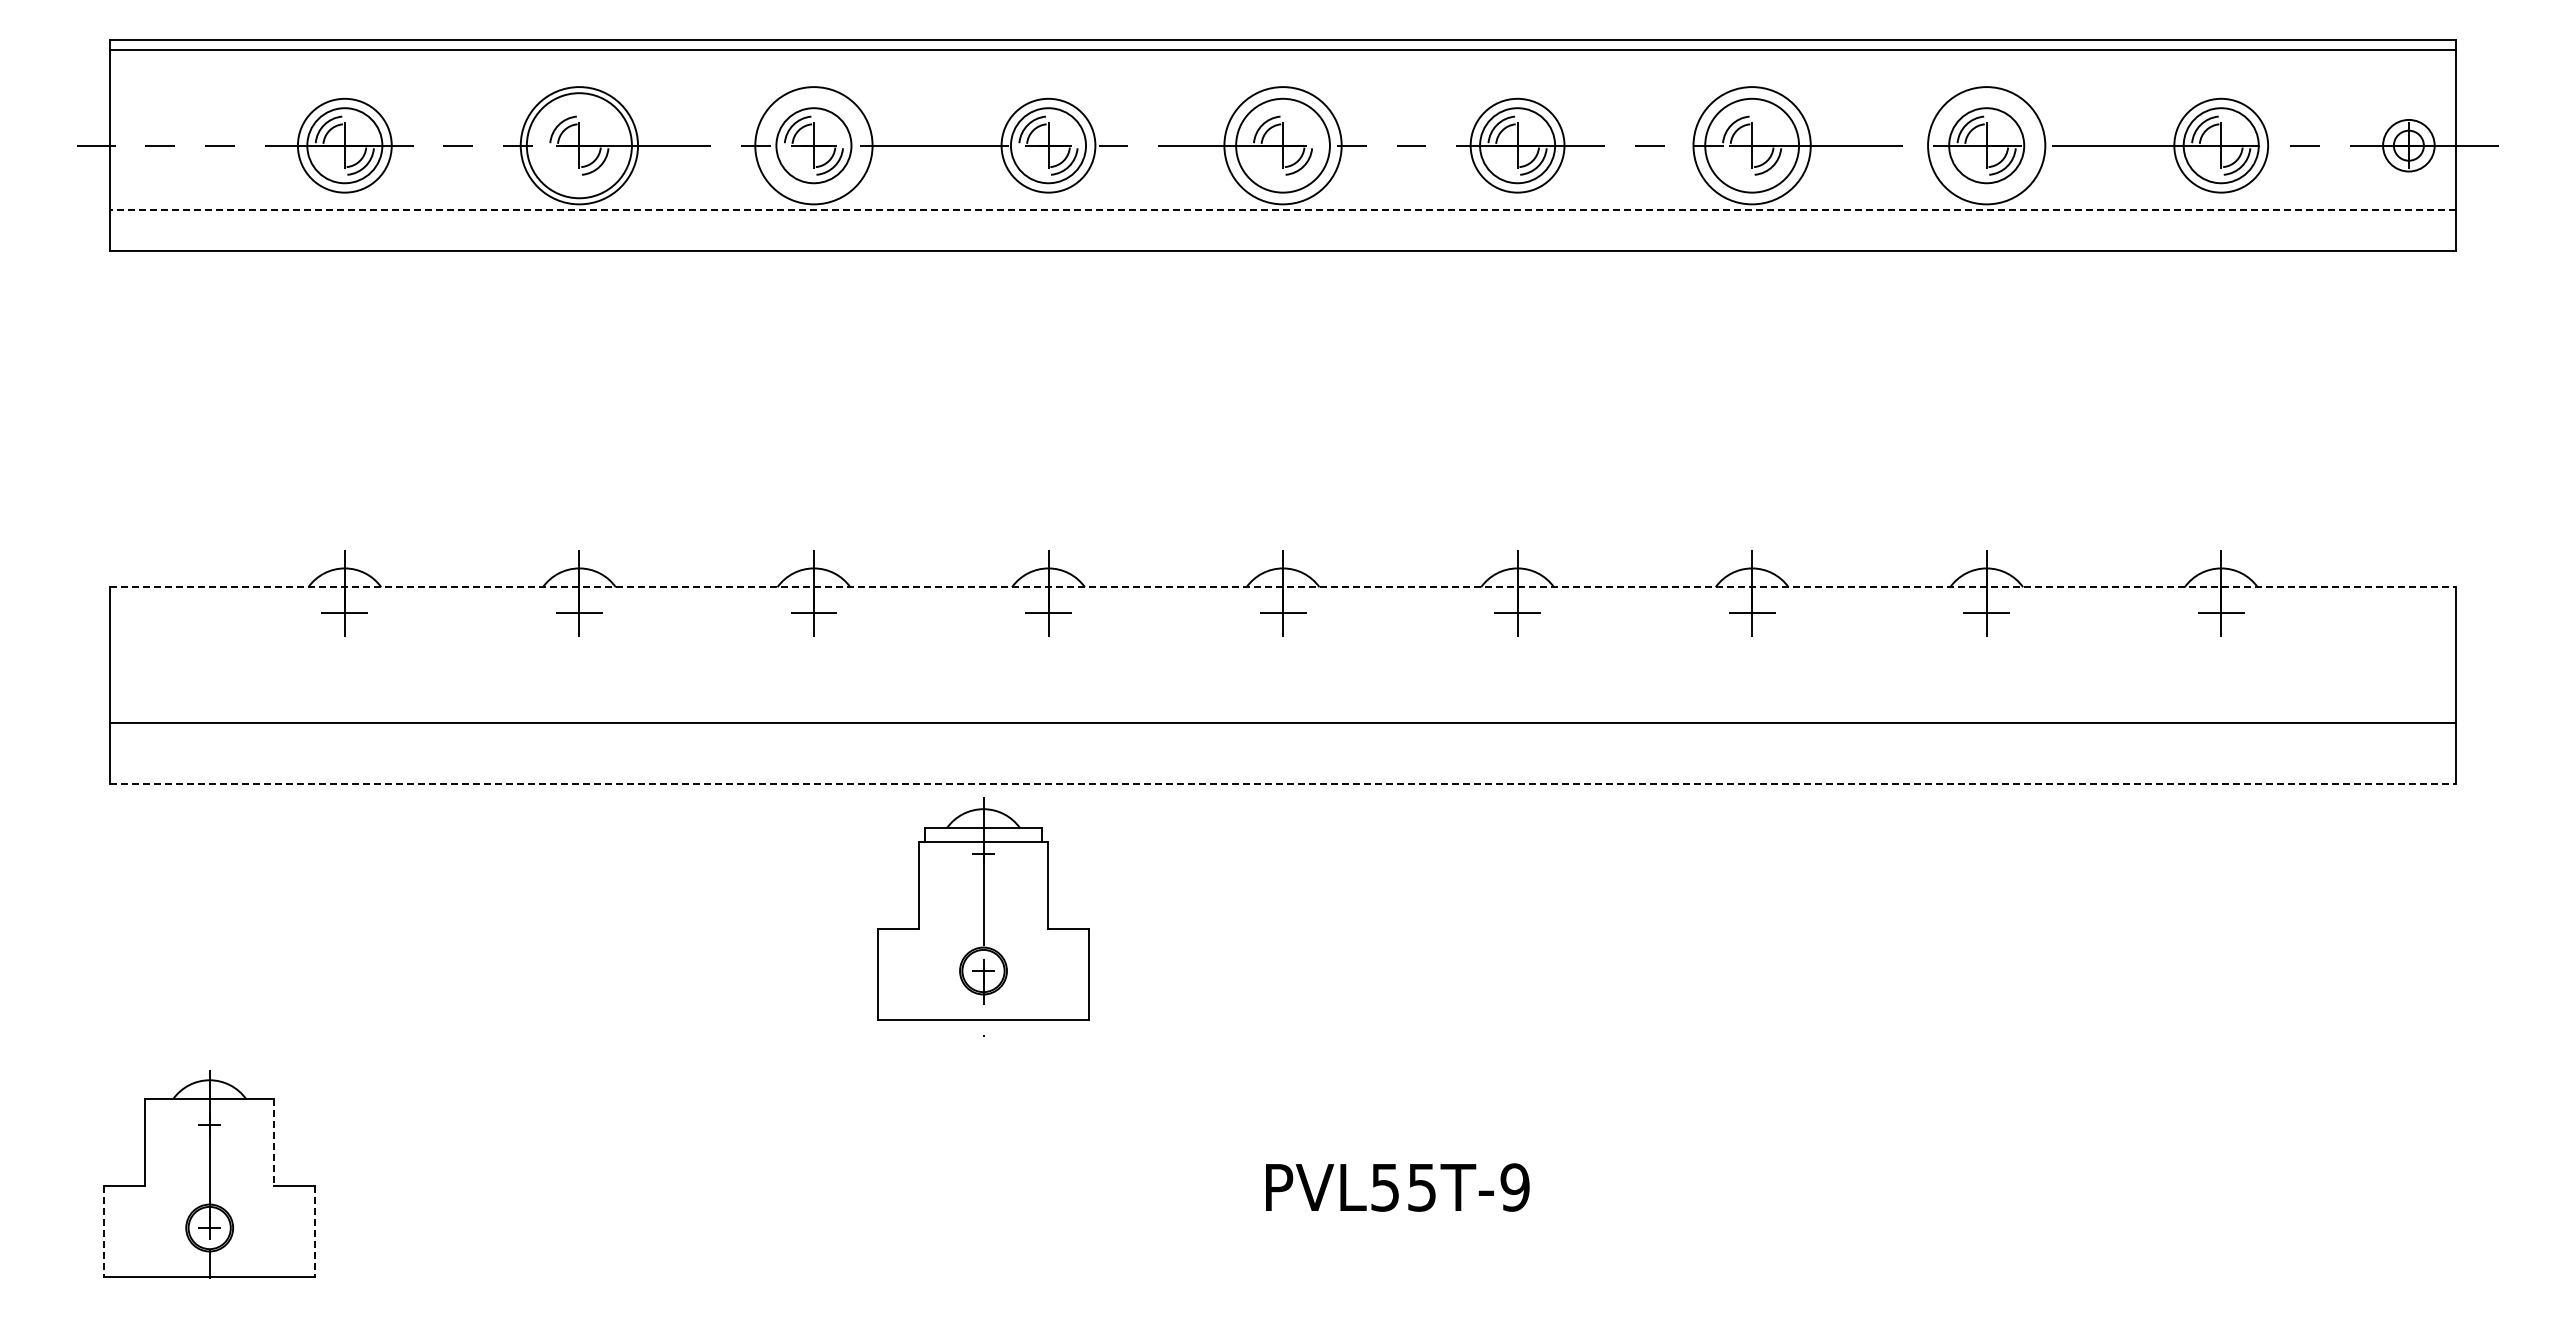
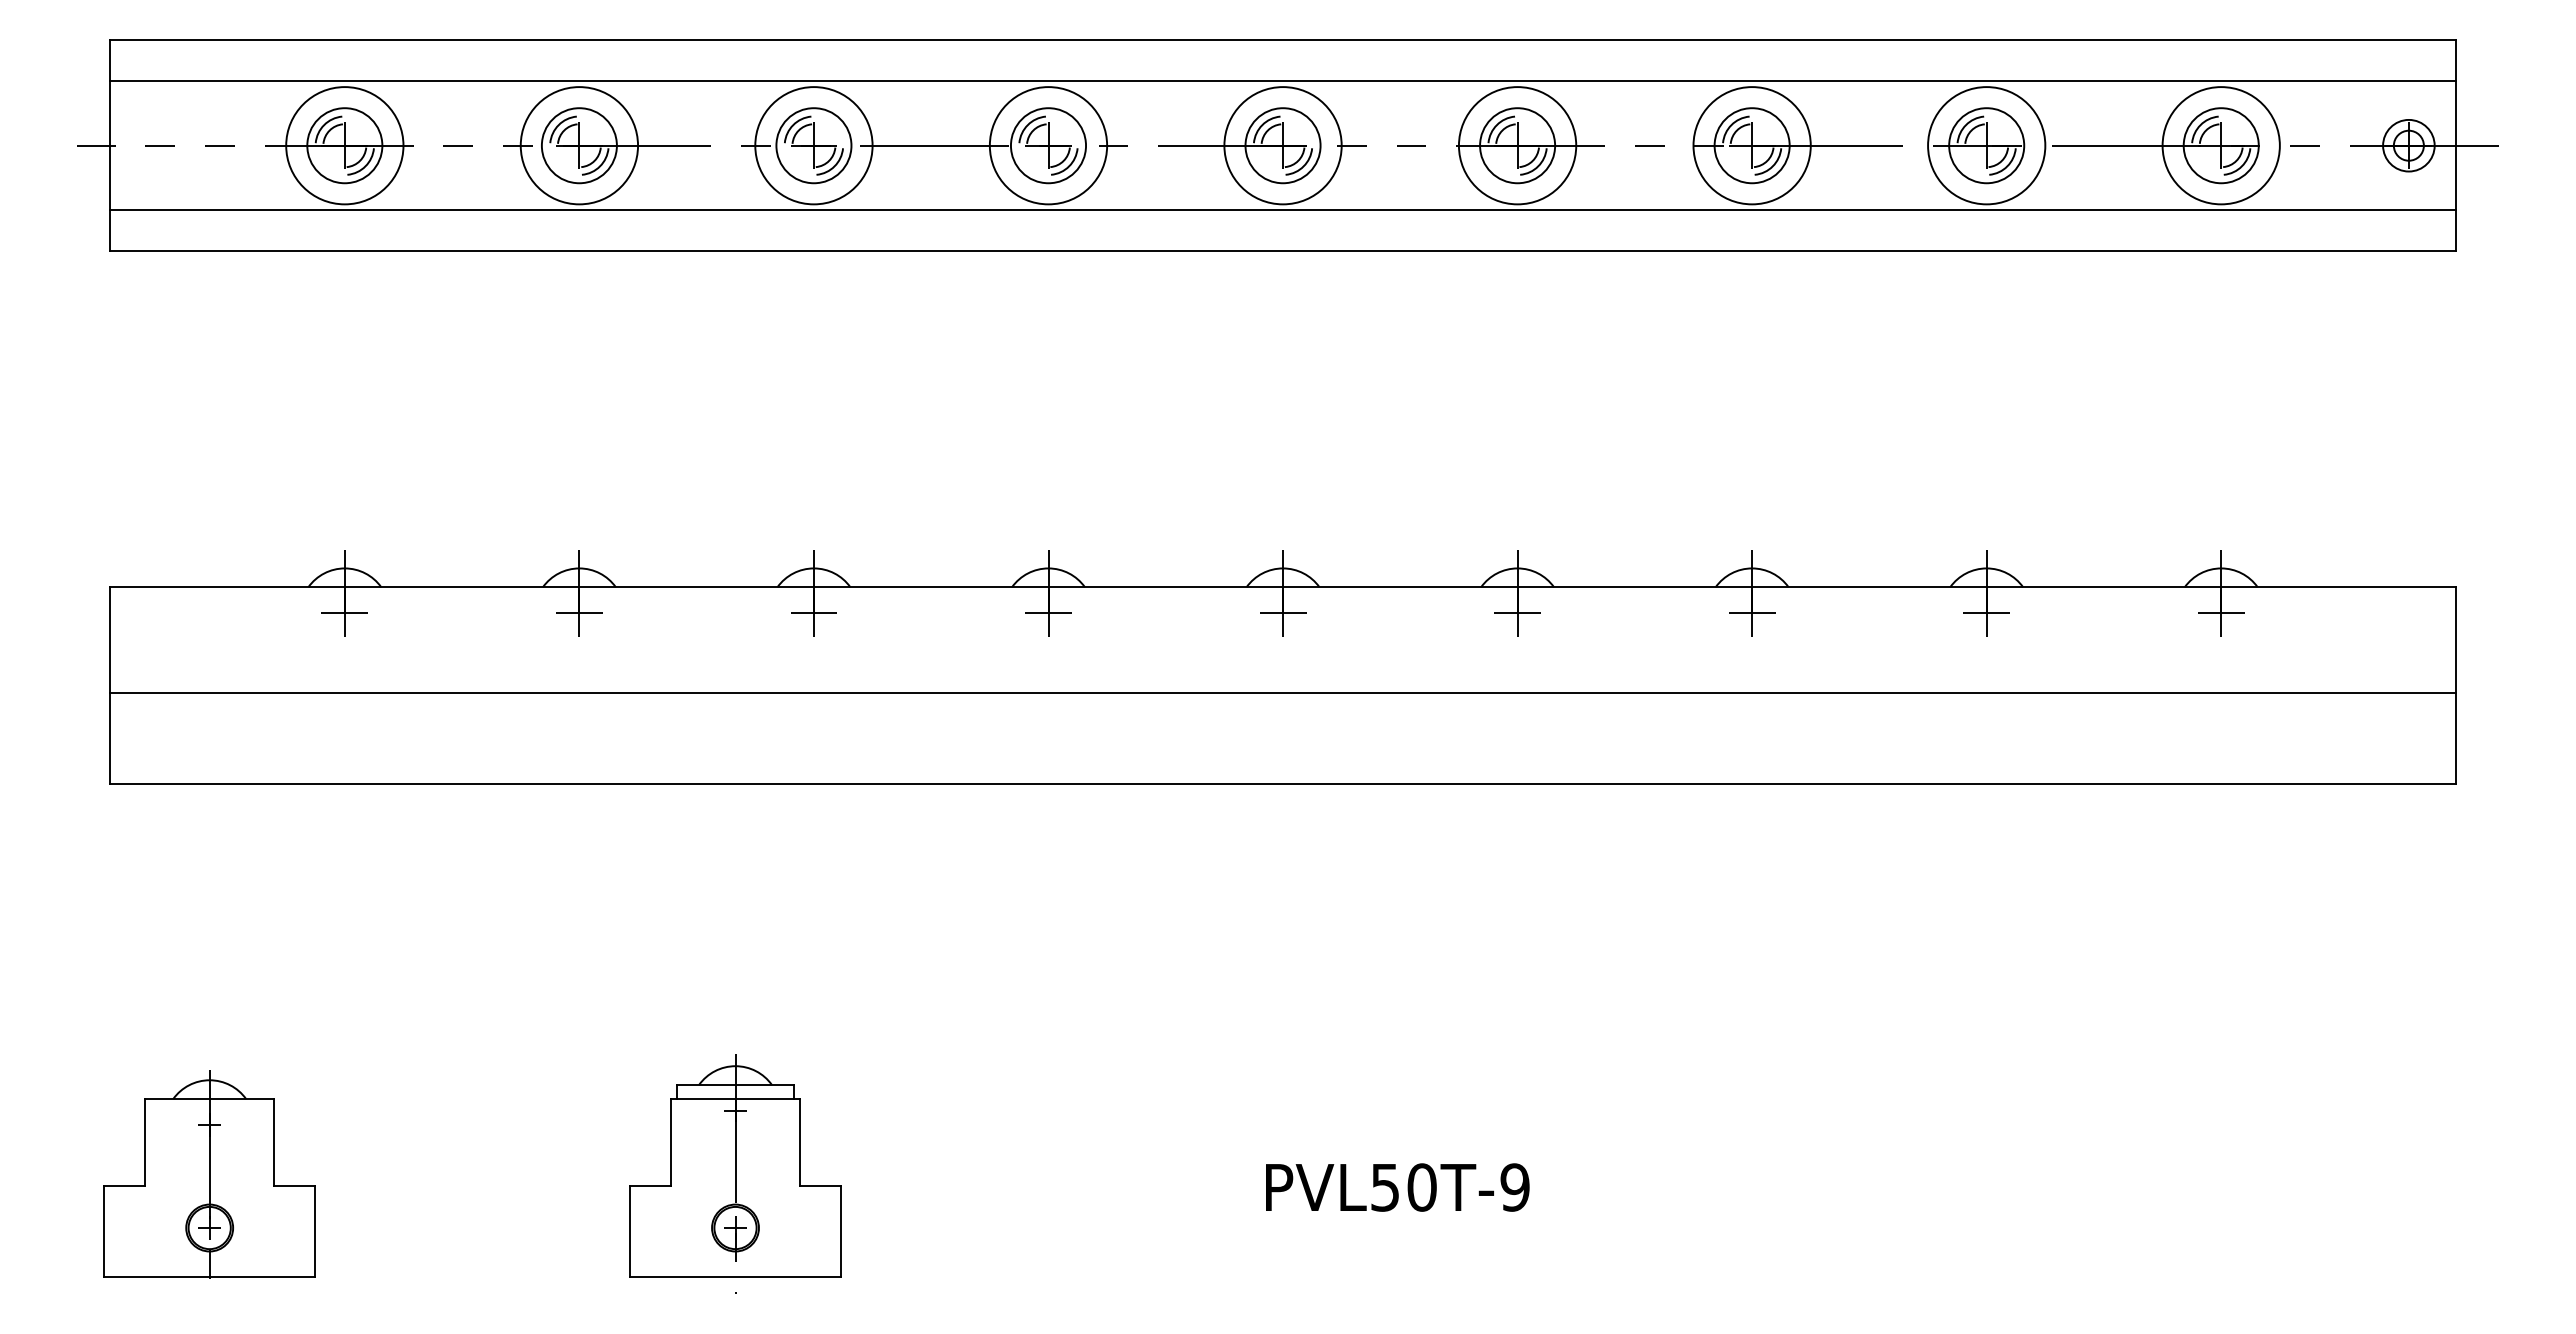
line position: (1282, 50) -> (1282, 81) (1282, 81)
circle diameter: 94 px -> 117 px (344, 145)
circle diameter: 105 px -> 75 px (578, 145)
circle diameter: 94 px -> 117 px (1048, 145)
circle diameter: 94 px -> 75 px (1282, 145)
circle diameter: 94 px -> 117 px (1517, 145)
circle diameter: 94 px -> 75 px (1751, 145)
circle diameter: 94 px -> 117 px (2220, 145)
line: dashed -> solid (1283, 210)
line: dashed -> solid (1283, 587)
line position: (1282, 722) -> (1282, 692) (1282, 692)
line: dashed -> solid (1283, 784)
part position: (983, 916) -> (735, 1173) (735, 1173)
line: dashed -> solid (274, 1142)
text: PVL55T-9 -> PVL50T-9 (1421, 1187)
line: dashed -> solid (104, 1231)
line: dashed -> solid (315, 1231)
